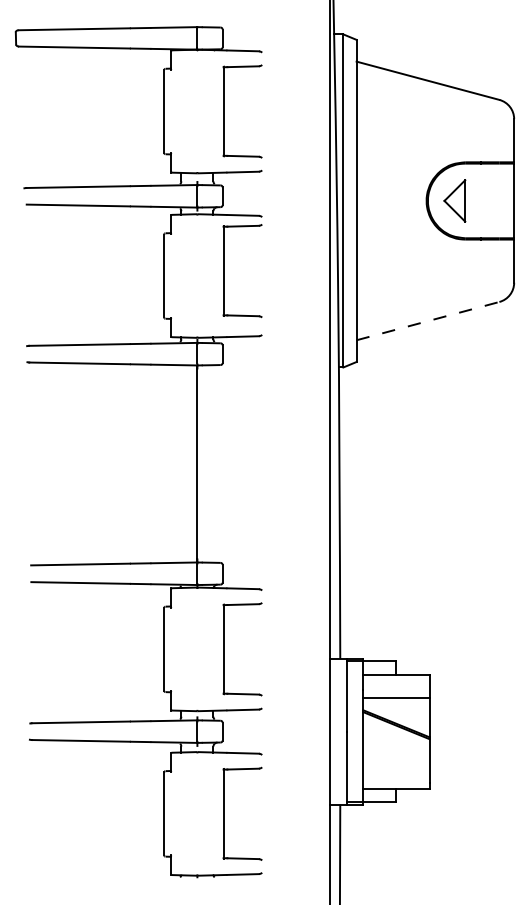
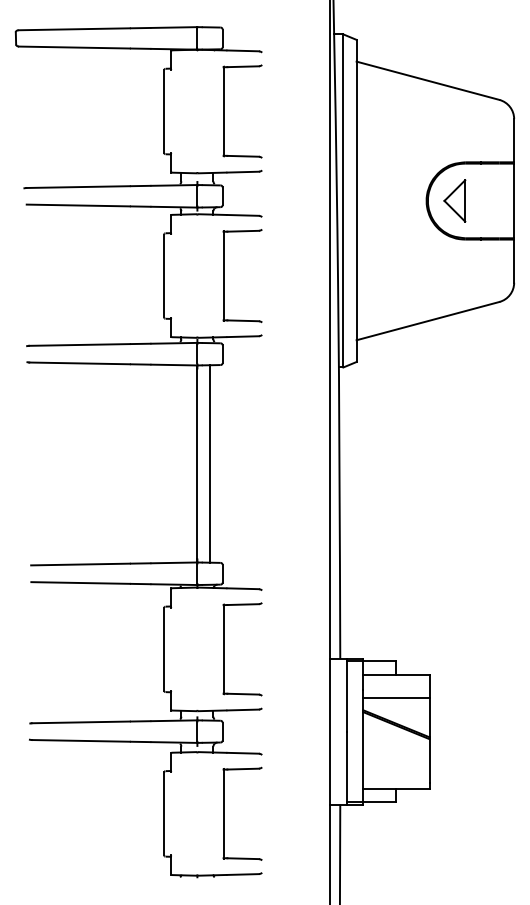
part position: (224, 271) -> (224, 276) (224, 276)
line: dashed -> solid (428, 321)
line: none -> present (210, 463)
